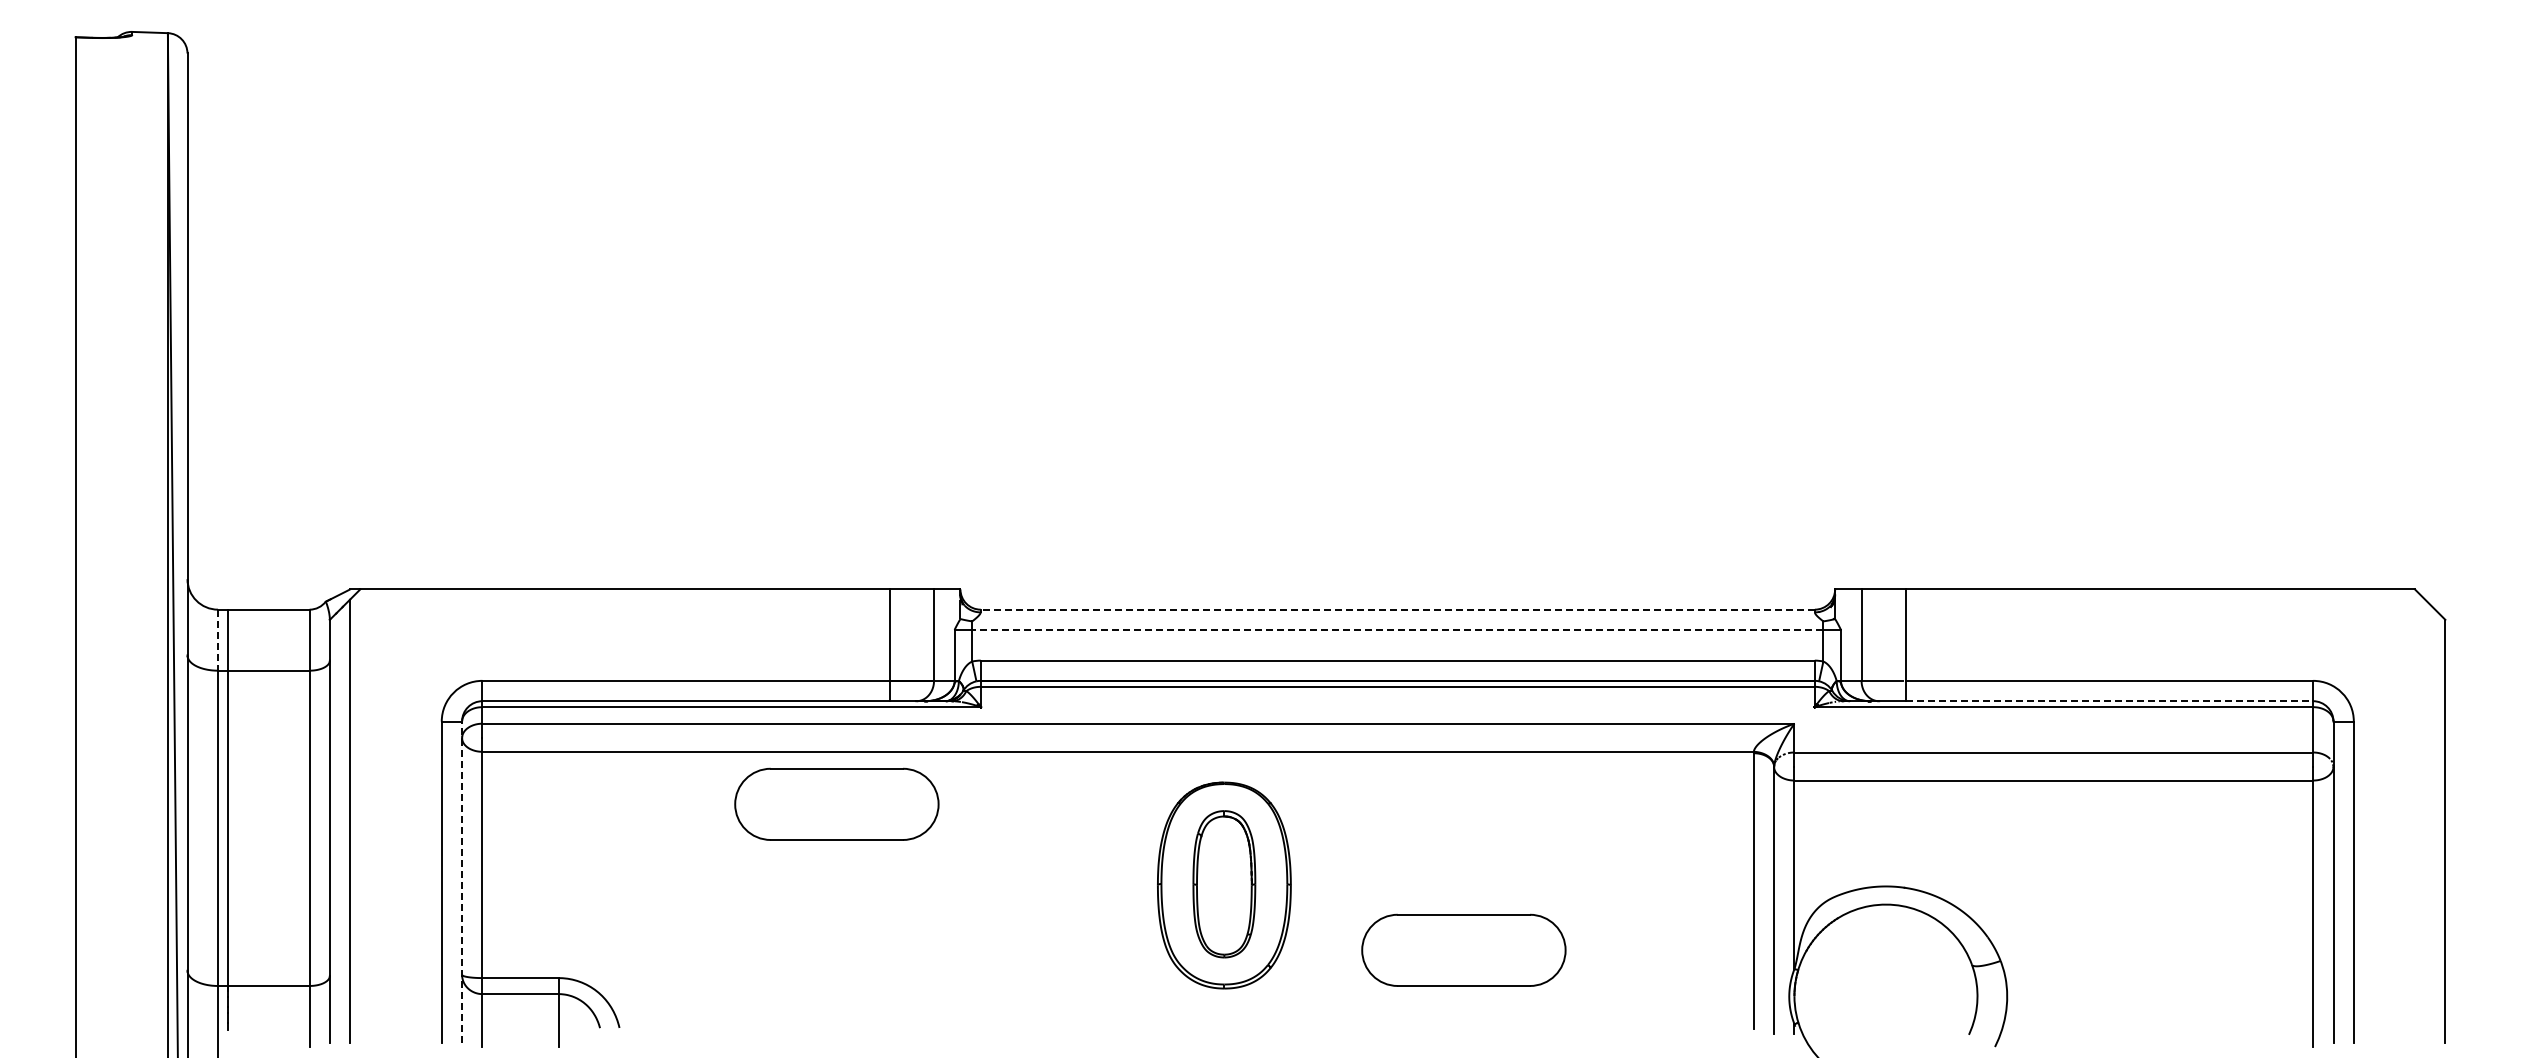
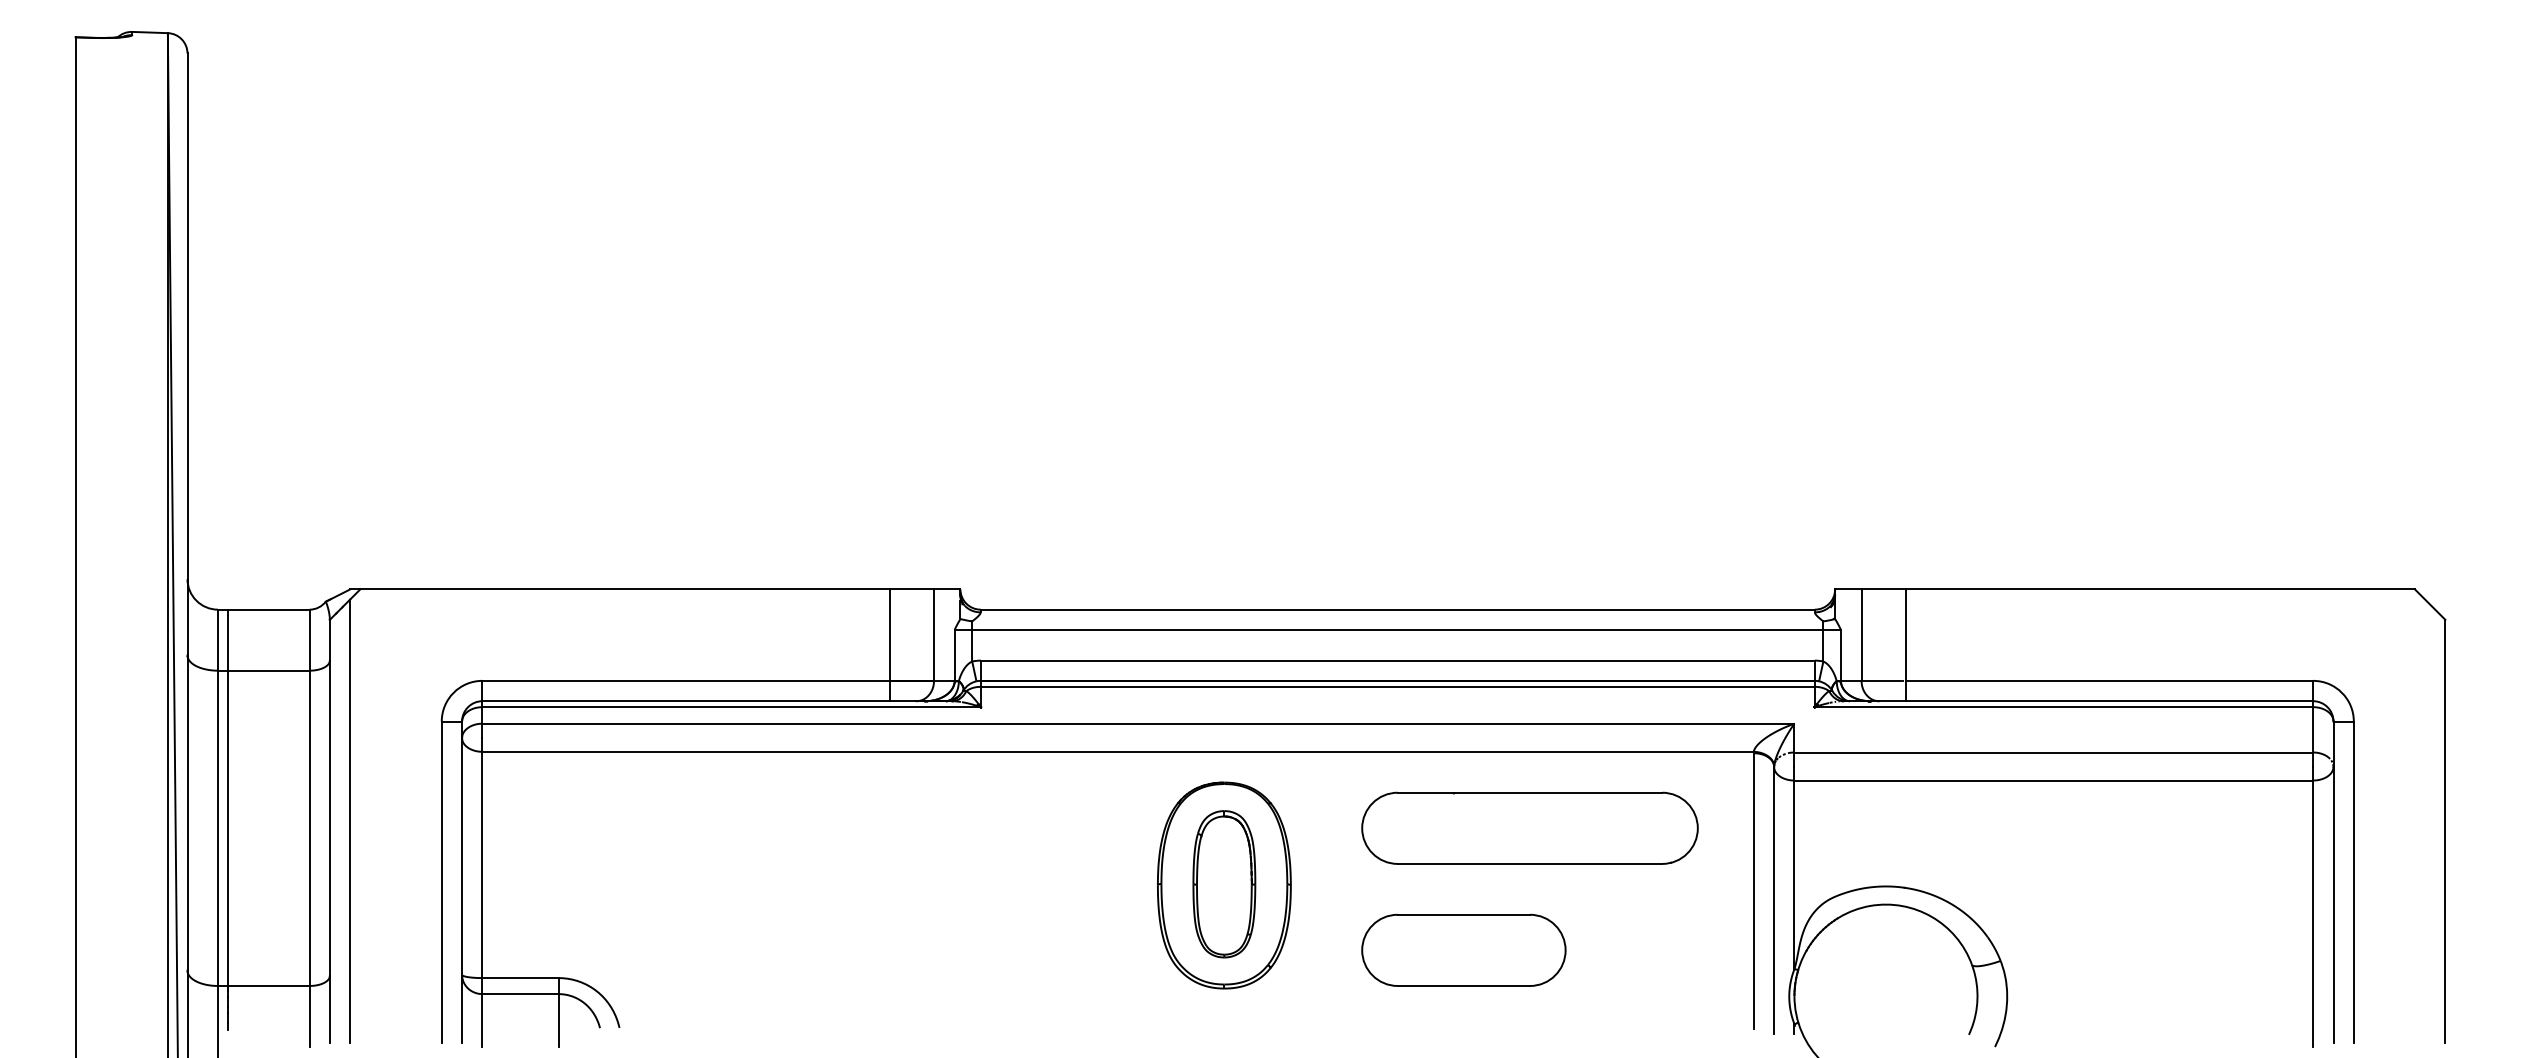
line: dashed -> solid (1397, 609)
line: dashed -> solid (1397, 629)
line: dashed -> solid (218, 640)
line: dashed -> solid (2109, 701)
part: present -> none (836, 803)
part: none -> present (1529, 827)
line: dashed -> solid (462, 882)
